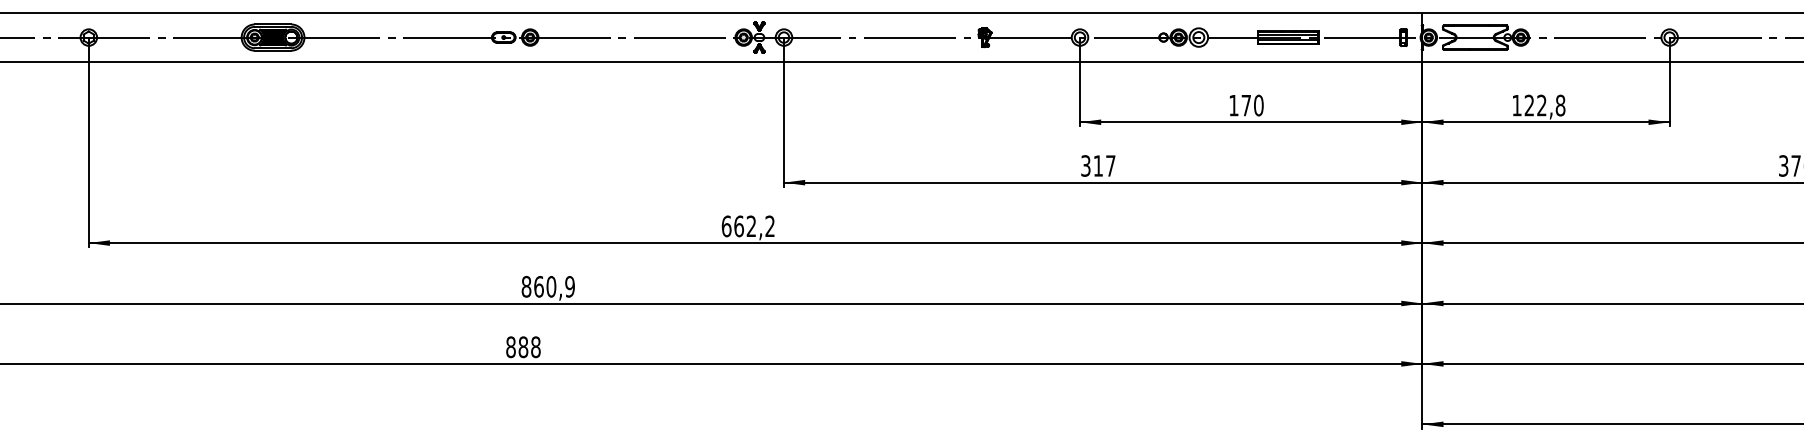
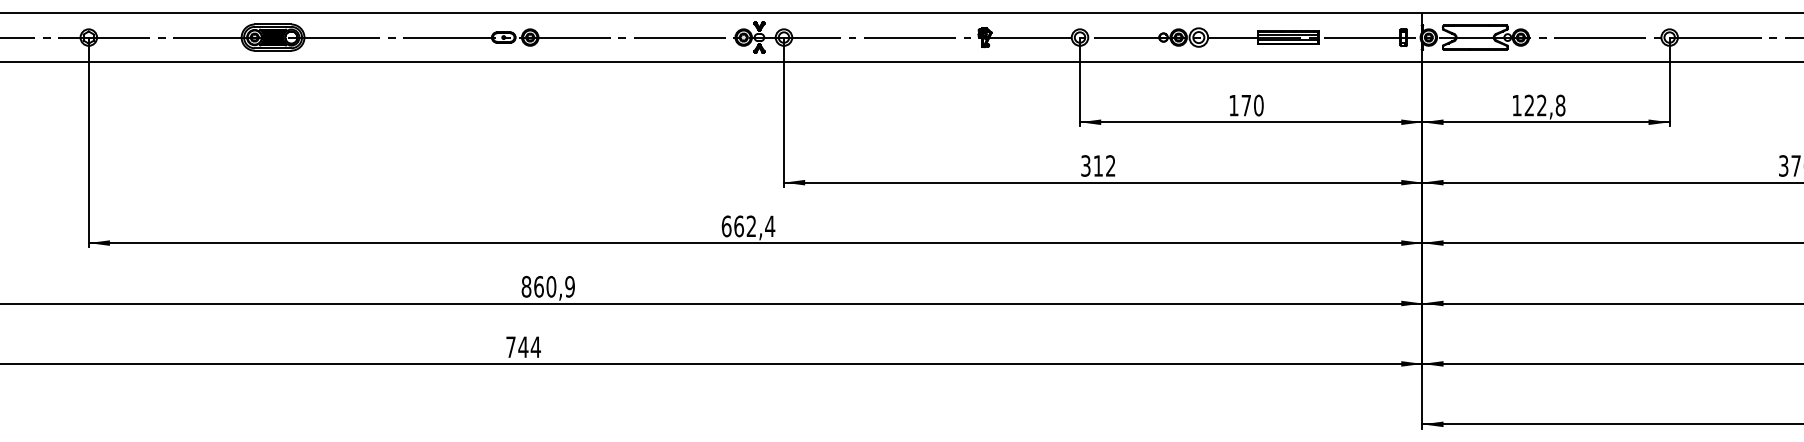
text: 317 -> 312 (1110, 165)
text: 662,2 -> 662,4 (770, 225)
text: 888 -> 744 (523, 347)
